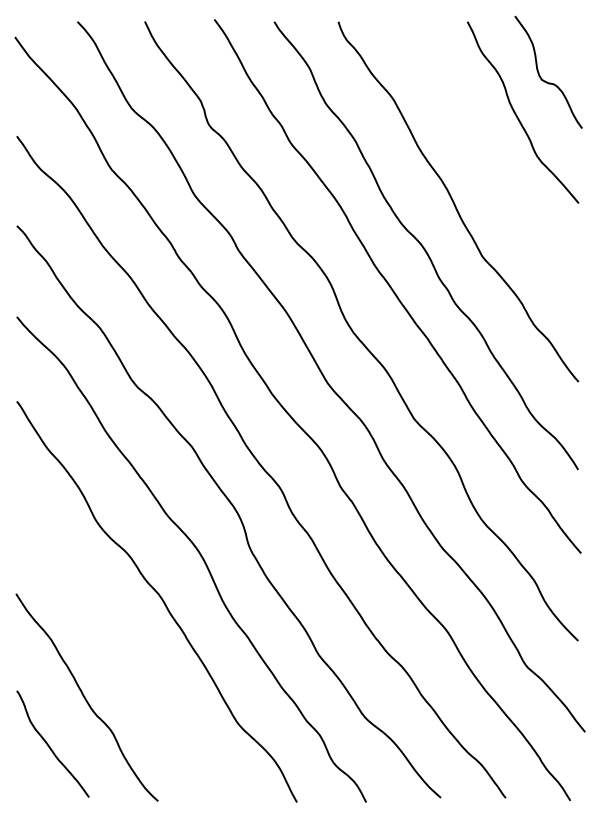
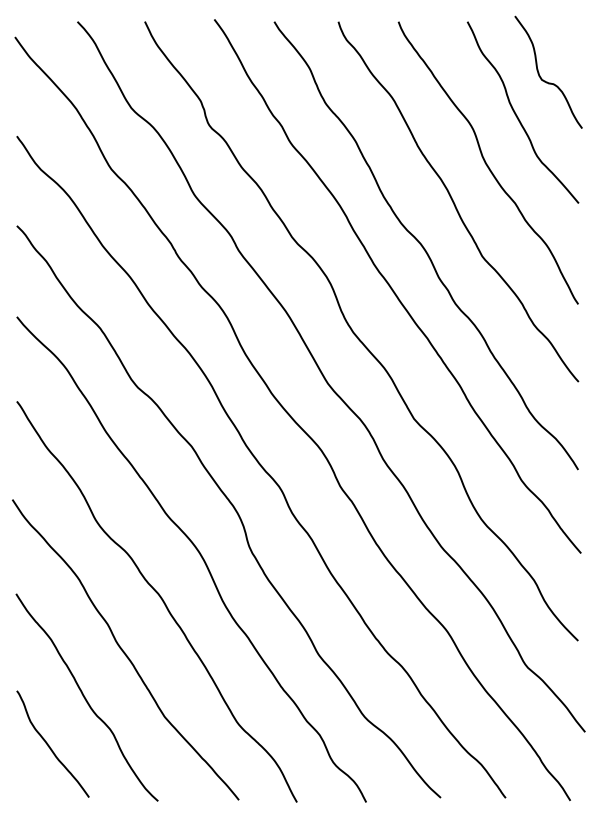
curve: none -> present (486, 162)
curve: none -> present (123, 650)
